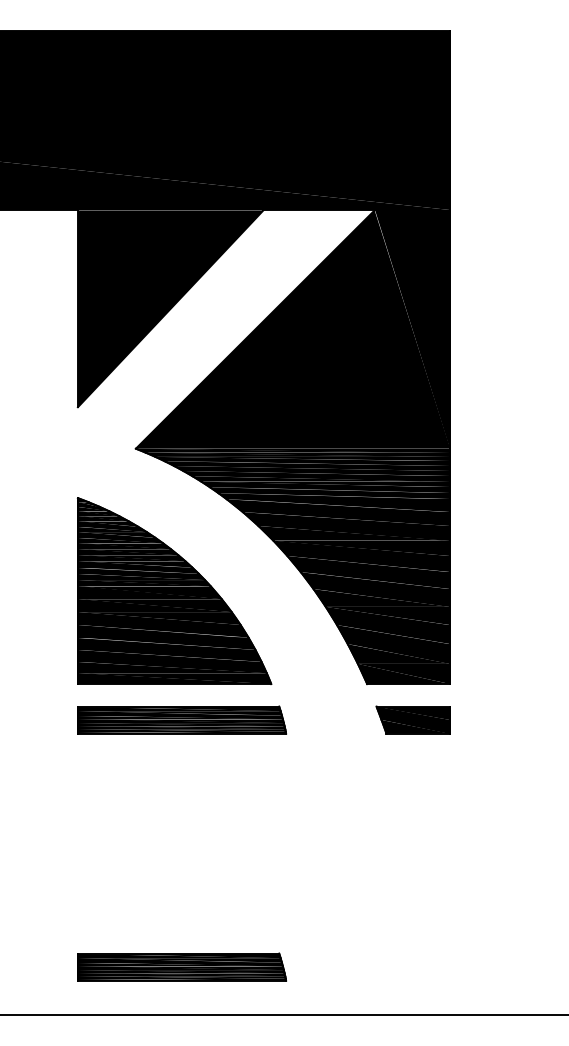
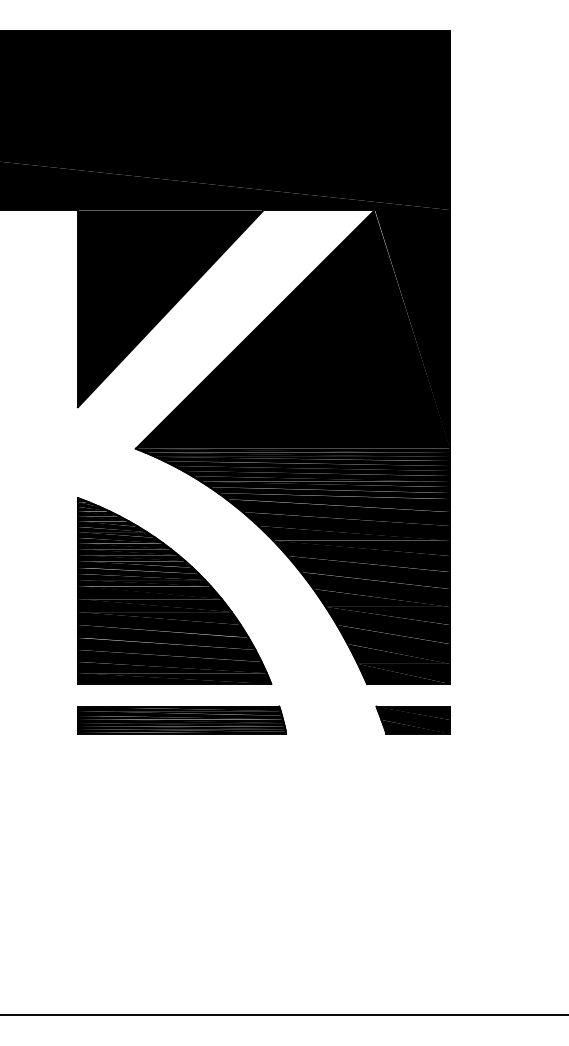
part: present -> none (181, 966)
